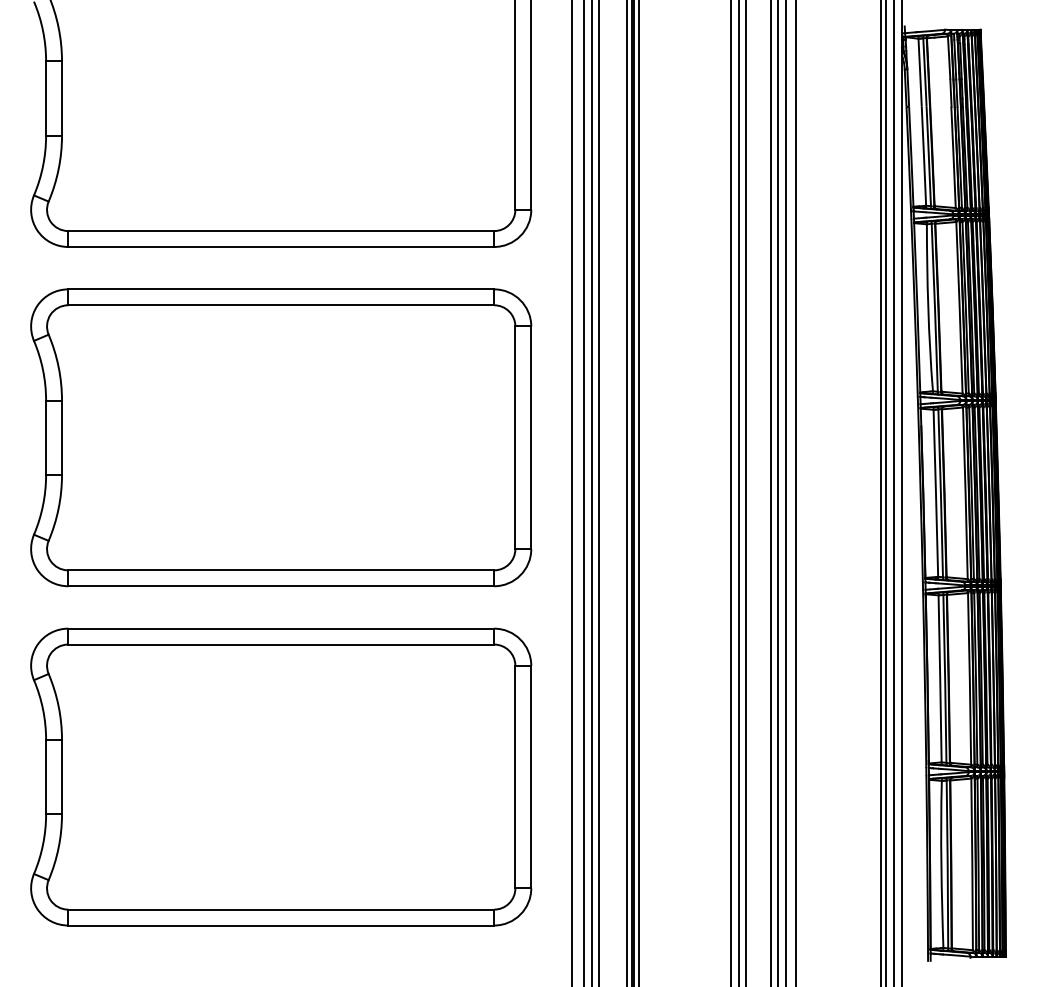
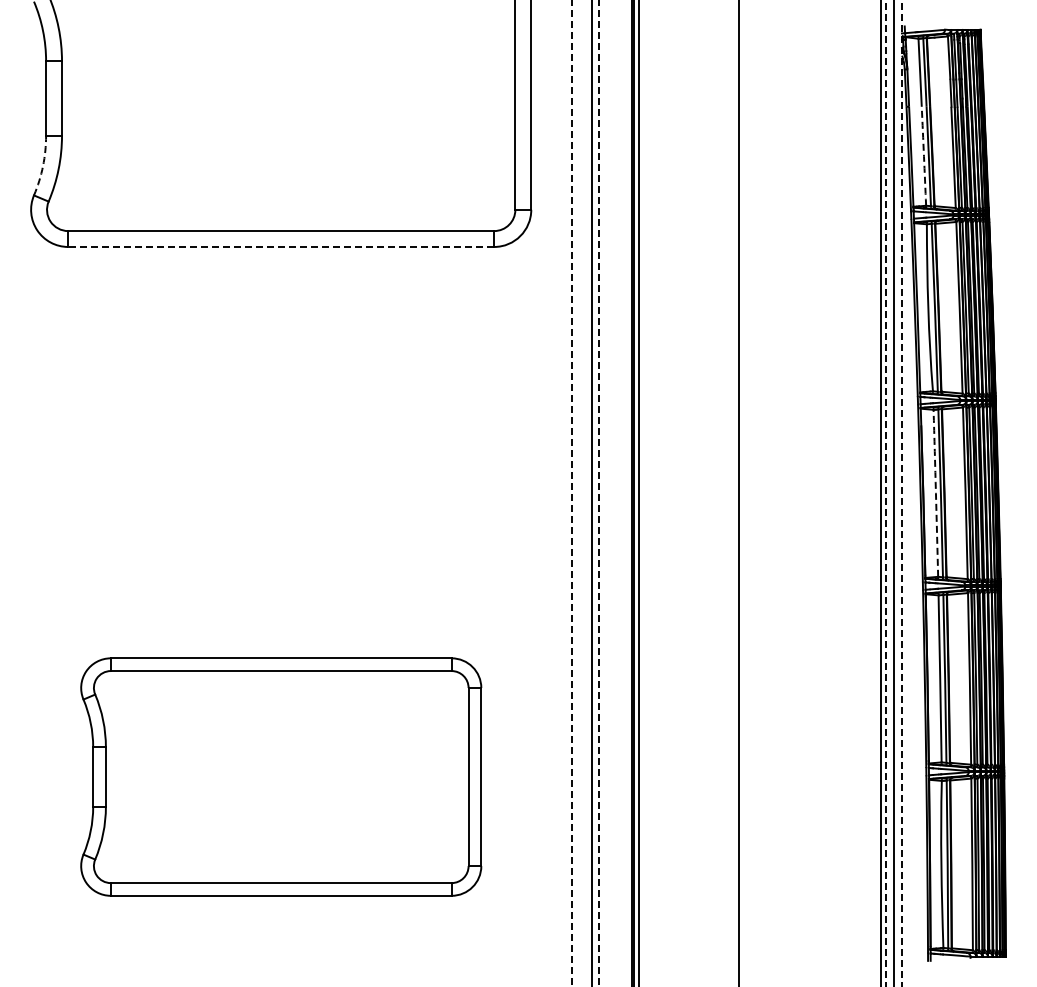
arc: solid -> dashed (923, 156)
arc: solid -> dashed (43, 166)
line: solid -> dashed (281, 246)
part: present -> none (281, 437)
line: present -> none (583, 492)
line: present -> none (626, 492)
line: present -> none (731, 492)
line: present -> none (746, 492)
line: present -> none (770, 492)
line: present -> none (777, 492)
line: present -> none (785, 492)
line: present -> none (795, 492)
line: solid -> dashed (572, 493)
line: solid -> dashed (886, 493)
line: solid -> dashed (901, 493)
arc: solid -> dashed (935, 493)
line: solid -> dashed (599, 494)
part size: 503x300 px -> 403x240 px (281, 776)
